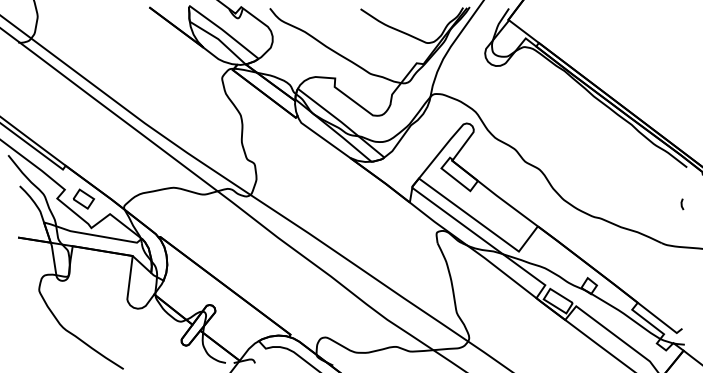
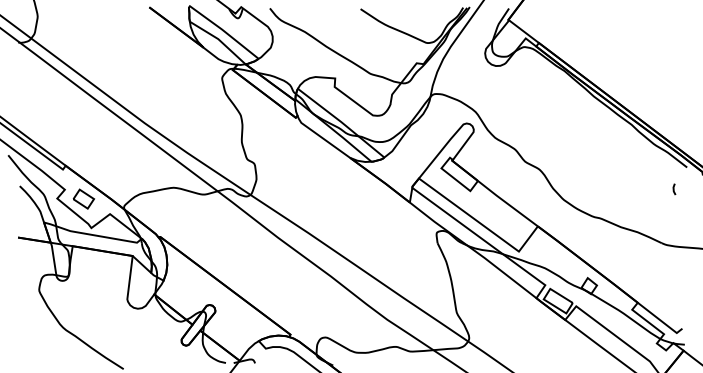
line position: (682, 204) -> (674, 189) (674, 189)
